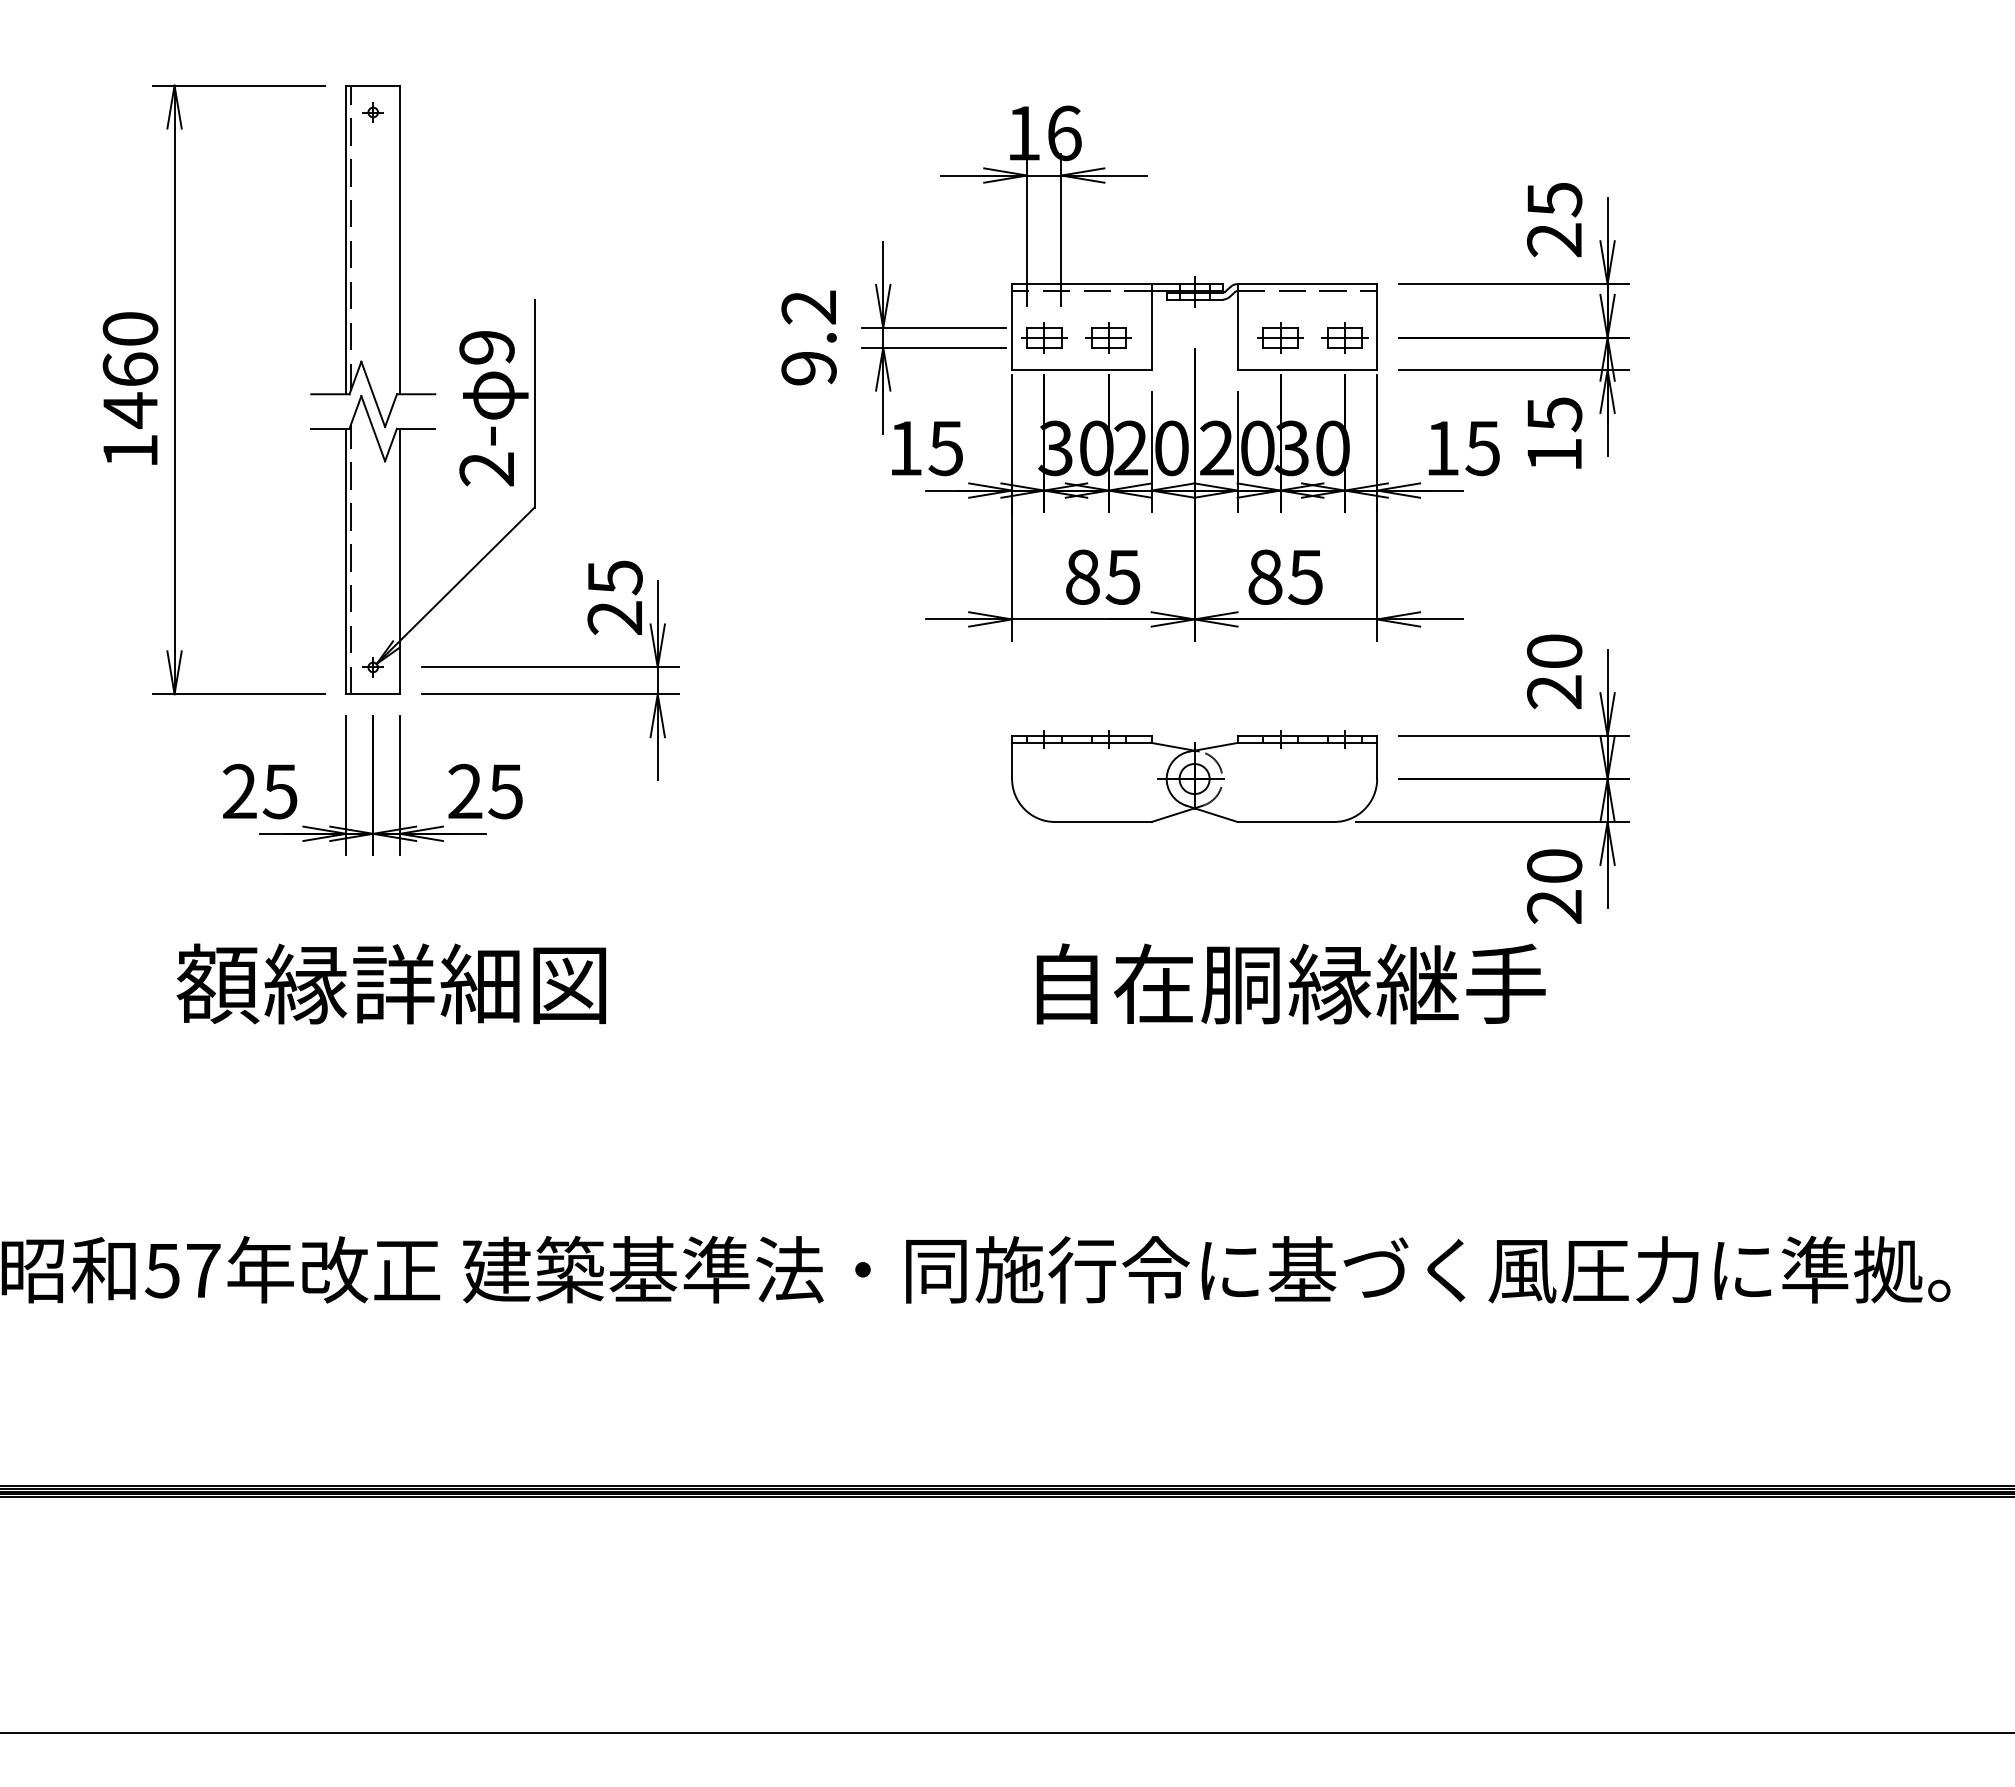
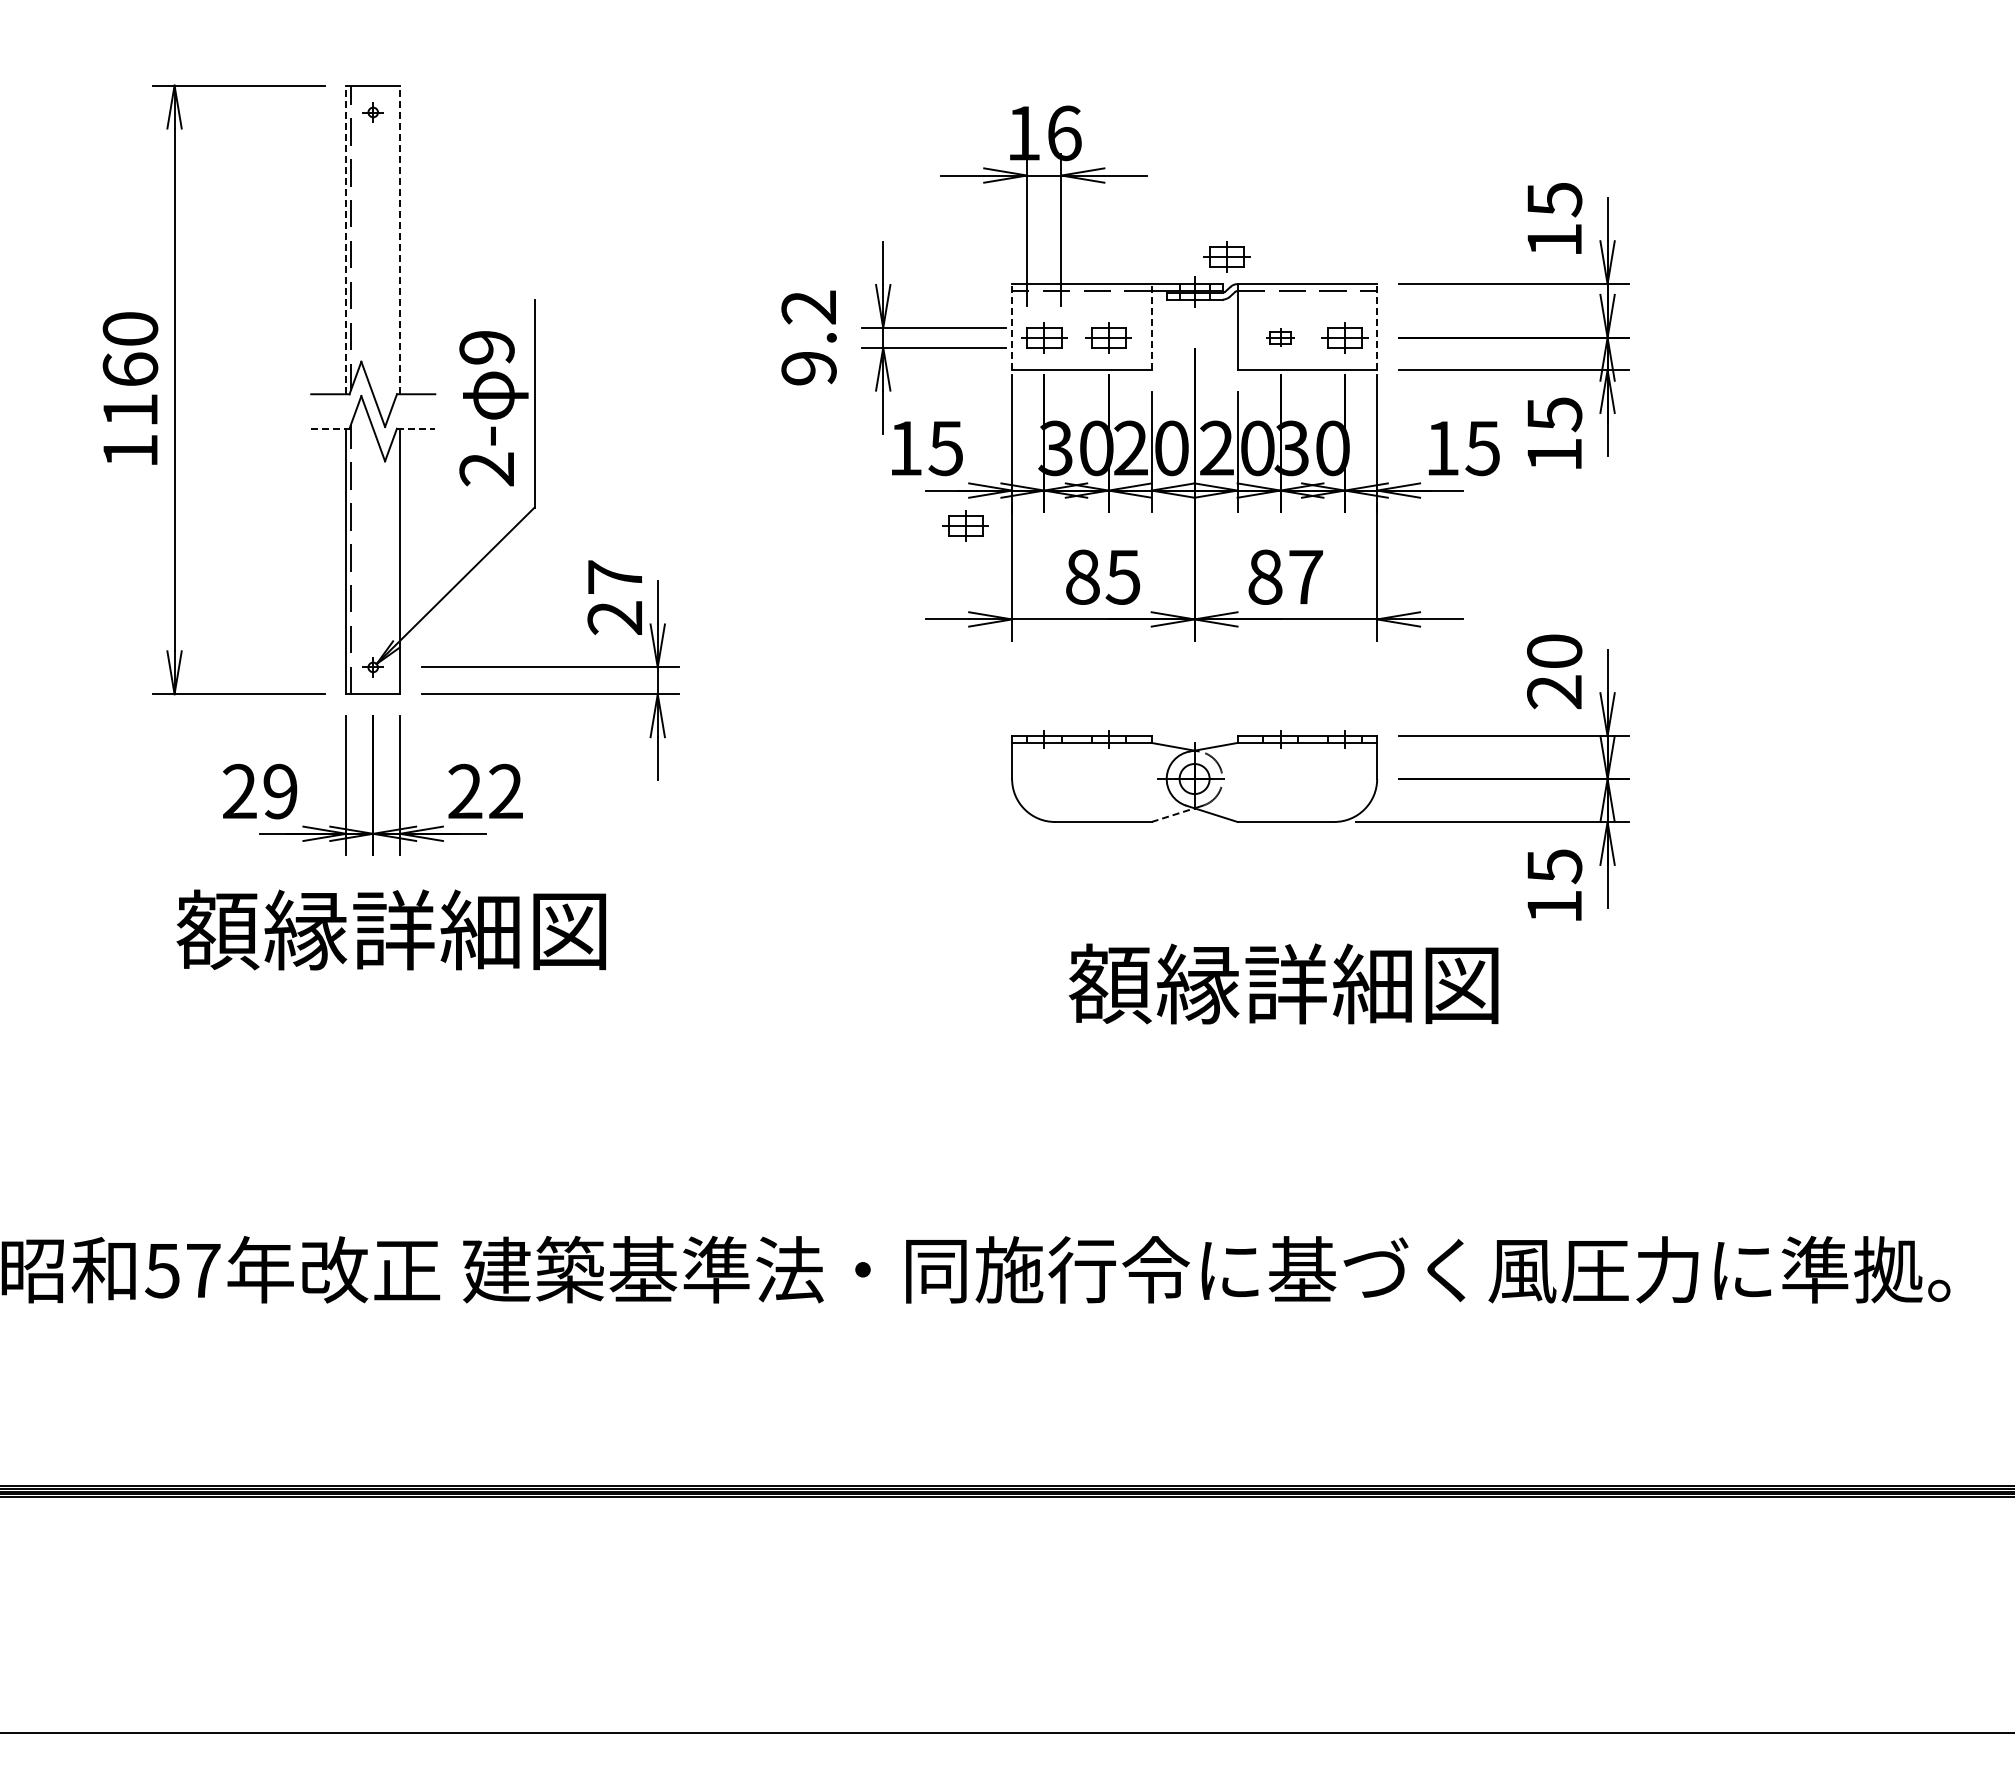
line: solid -> dashed (346, 239)
line: solid -> dashed (400, 239)
text: 25 -> 15 (1554, 240)
part: none -> present (1226, 256)
line: solid -> dashed (1012, 327)
line: solid -> dashed (1151, 327)
line: solid -> dashed (1377, 327)
part size: 47x32 px -> 29x19 px (1280, 337)
text: 1460 -> 1160 (130, 410)
line: solid -> dashed (330, 428)
line: solid -> dashed (416, 428)
part: none -> present (965, 525)
text: 25 -> 27 (615, 577)
text: 85 -> 87 (1305, 577)
text: 25 -> 29 (279, 791)
text: 25 -> 22 (505, 791)
line: solid -> dashed (1173, 815)
text: 20 -> 15 (1554, 886)
text position: (390, 983) -> (390, 929) (390, 929)
text: 自在胴縁継手 -> 額縁詳細図 (1290, 983)
